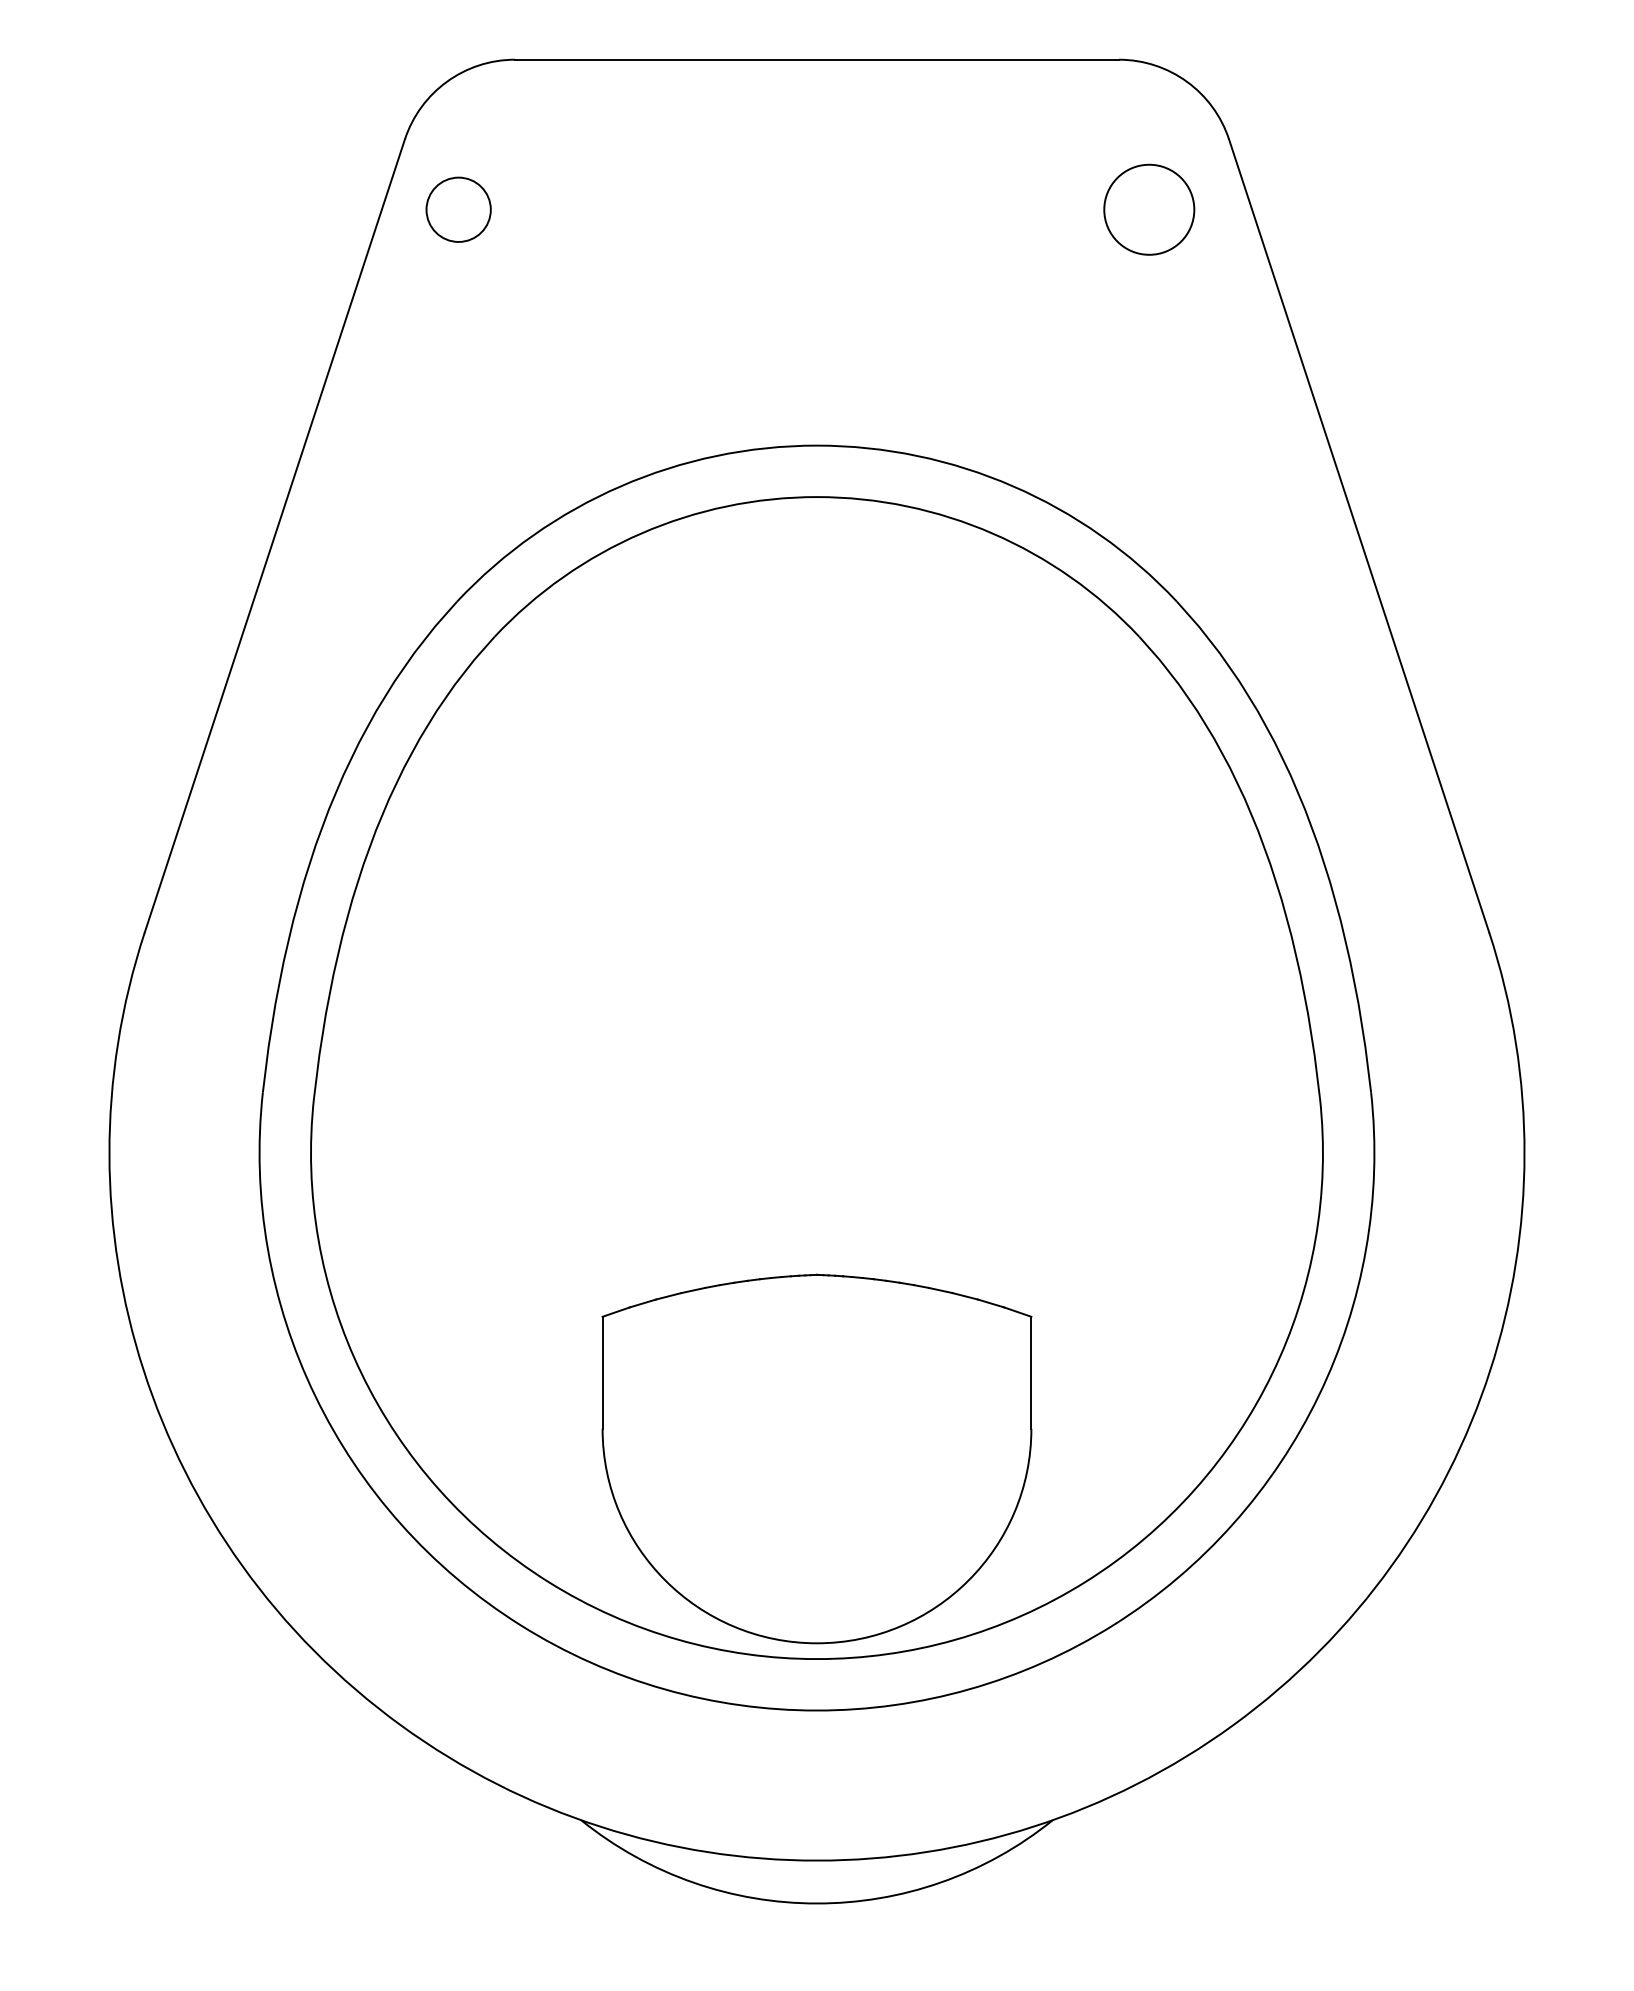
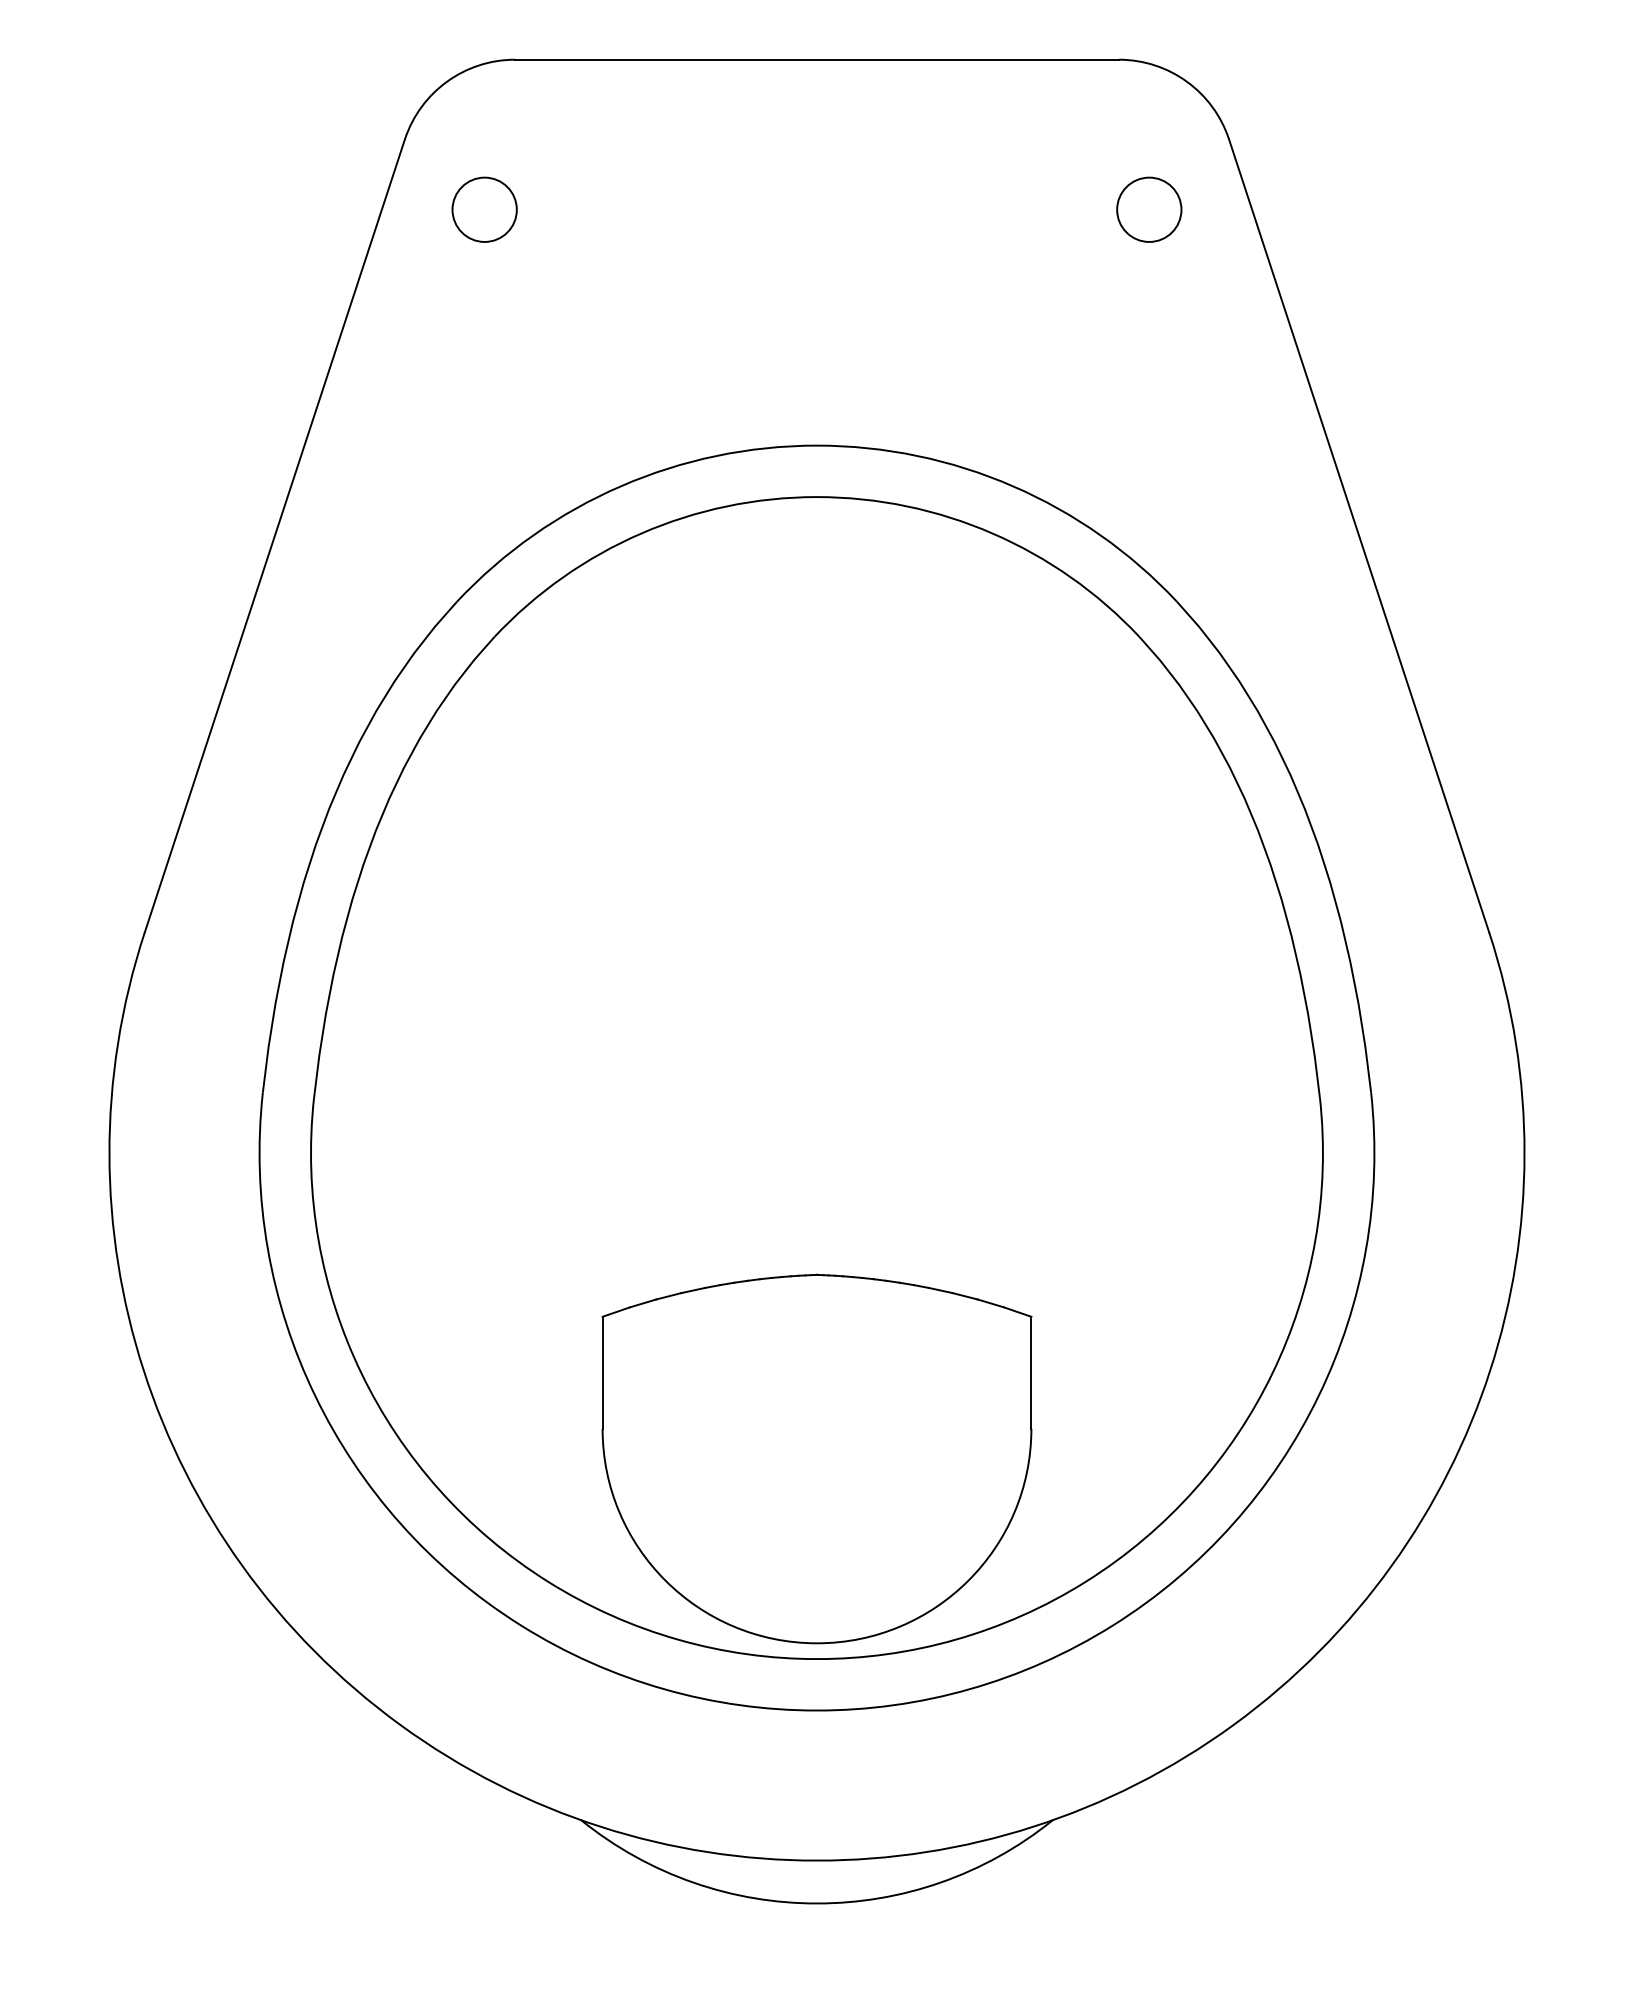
circle position: (458, 209) -> (484, 209) (484, 209)
circle diameter: 90 px -> 64 px (1149, 209)
